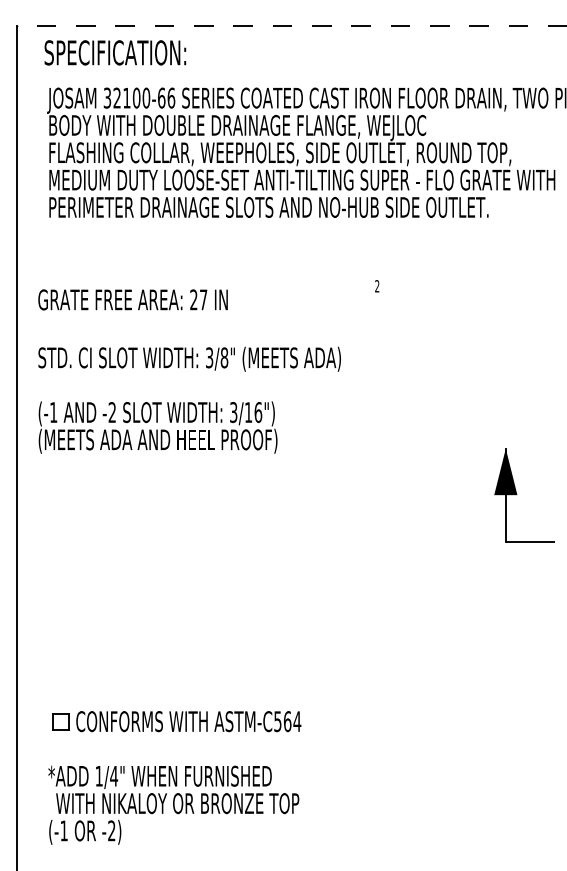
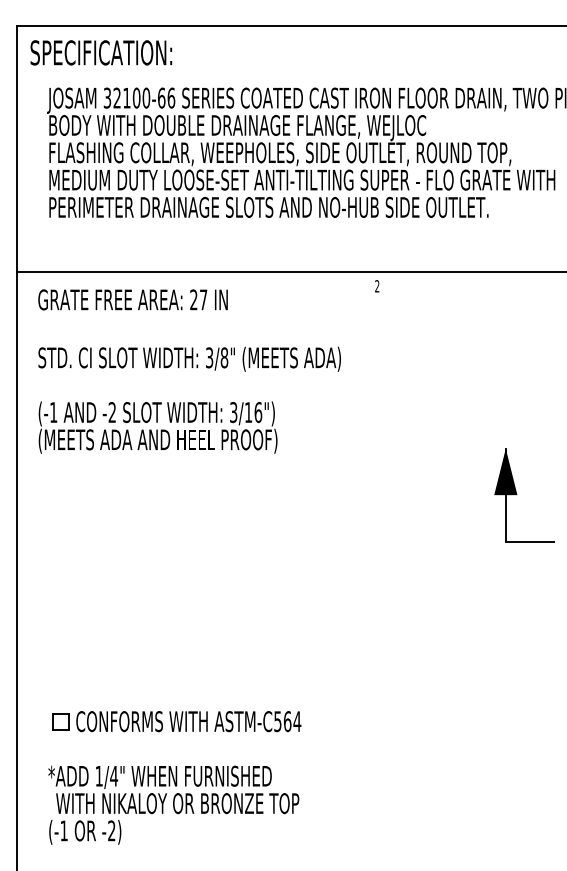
line: dashed -> solid (291, 26)
text position: (115, 52) -> (101, 52) (101, 52)
line: none -> present (289, 272)
